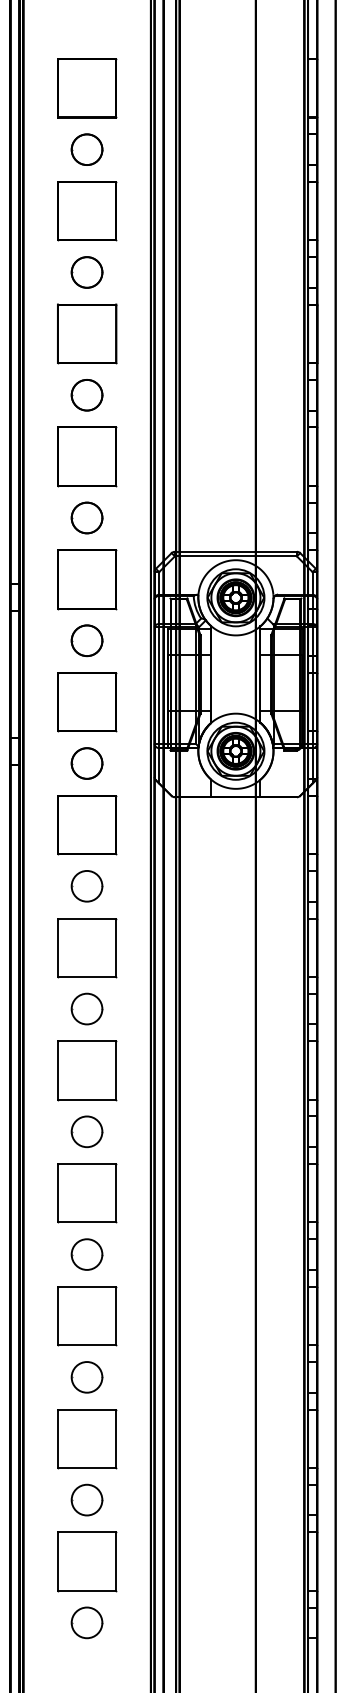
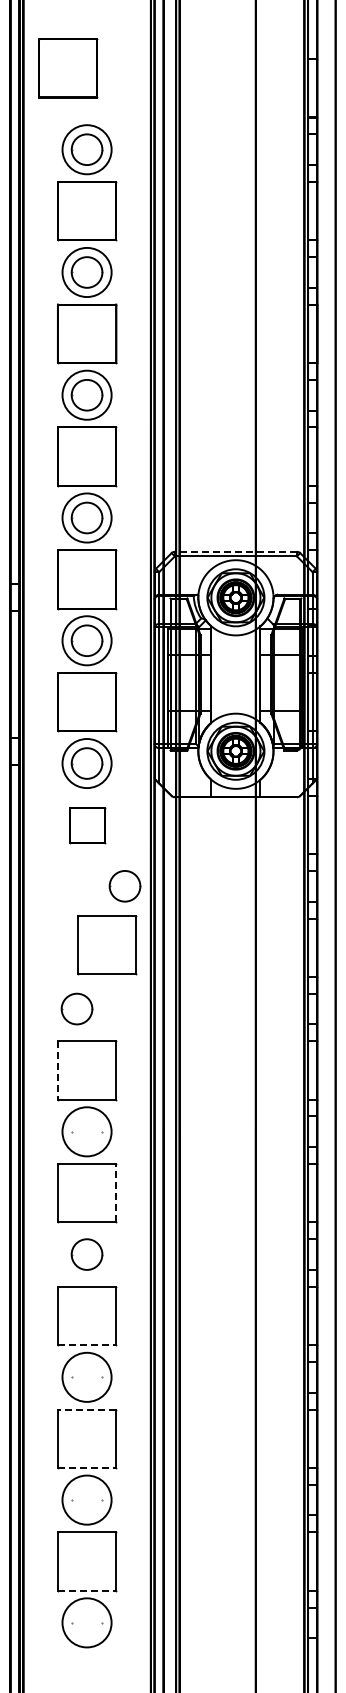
part position: (87, 88) -> (68, 68) (68, 68)
circle diameter: 31 px -> 49 px (86, 149)
circle diameter: 31 px -> 49 px (86, 272)
circle diameter: 31 px -> 49 px (86, 394)
circle diameter: 31 px -> 49 px (86, 517)
line: solid -> dashed (235, 551)
circle diameter: 31 px -> 49 px (86, 640)
circle diameter: 31 px -> 49 px (86, 763)
part size: 61x61 px -> 38x38 px (87, 825)
part position: (86, 886) -> (124, 886) (124, 886)
part position: (87, 948) -> (107, 945) (107, 945)
part position: (86, 1008) -> (76, 1008) (76, 1008)
line: solid -> dashed (57, 1070)
circle diameter: 31 px -> 49 px (86, 1131)
line: solid -> dashed (116, 1192)
line: solid -> dashed (87, 1345)
circle diameter: 31 px -> 49 px (86, 1376)
line: solid -> dashed (86, 1409)
line: solid -> dashed (87, 1467)
circle diameter: 31 px -> 49 px (86, 1499)
line: solid -> dashed (87, 1590)
circle diameter: 31 px -> 49 px (86, 1622)
